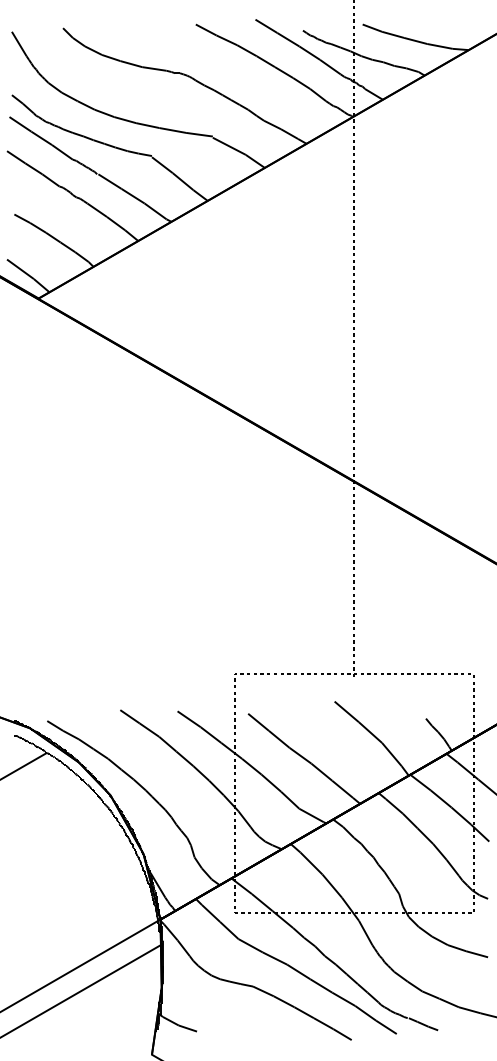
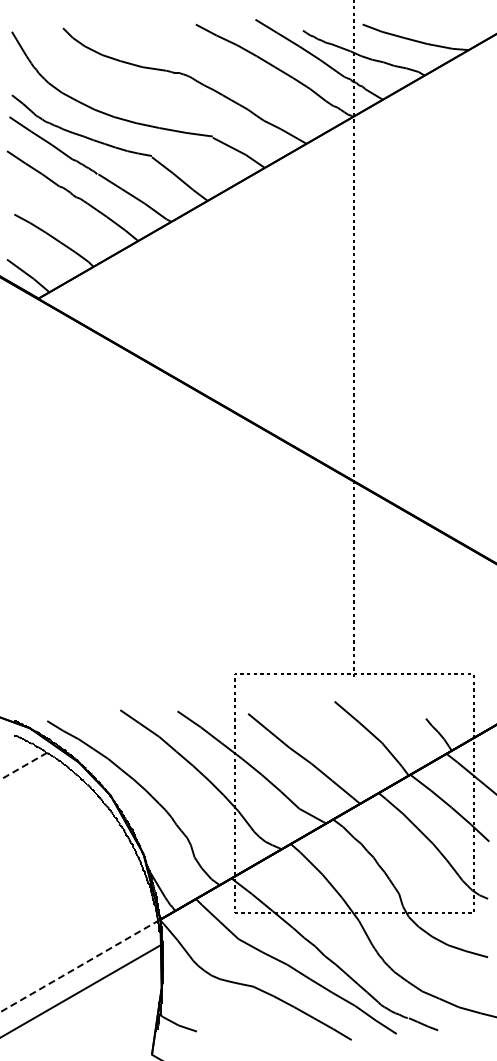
line: solid -> dashed (23, 766)
line: solid -> dashed (80, 965)
